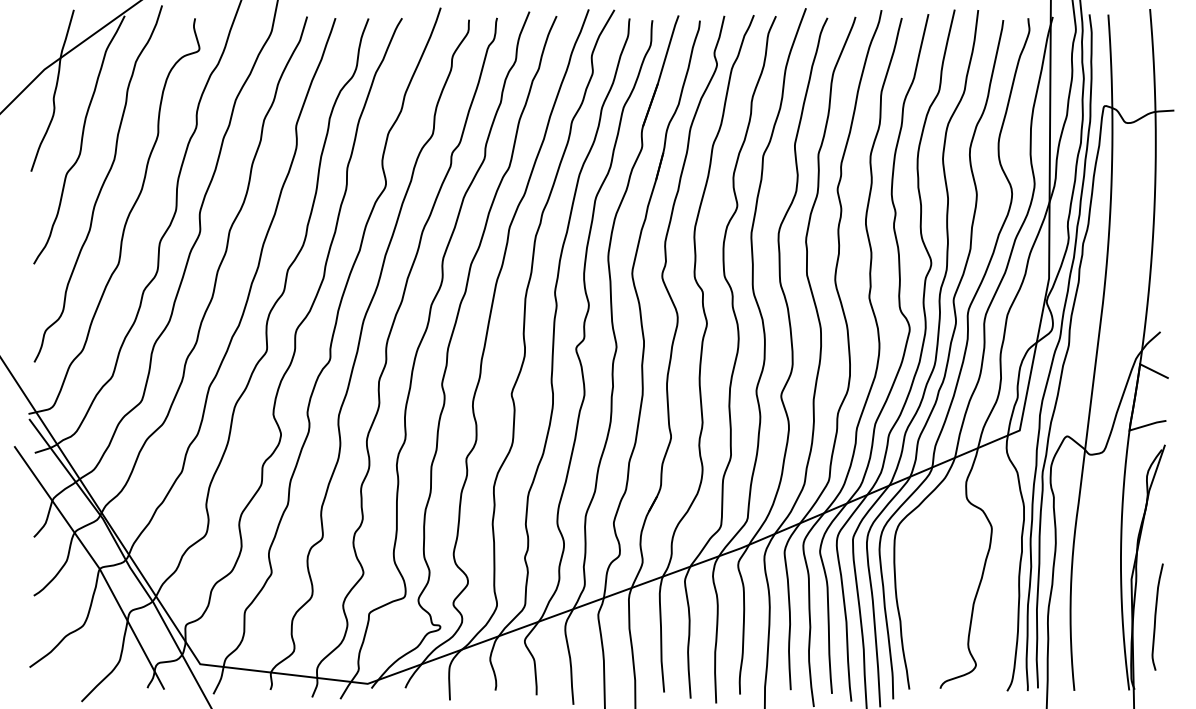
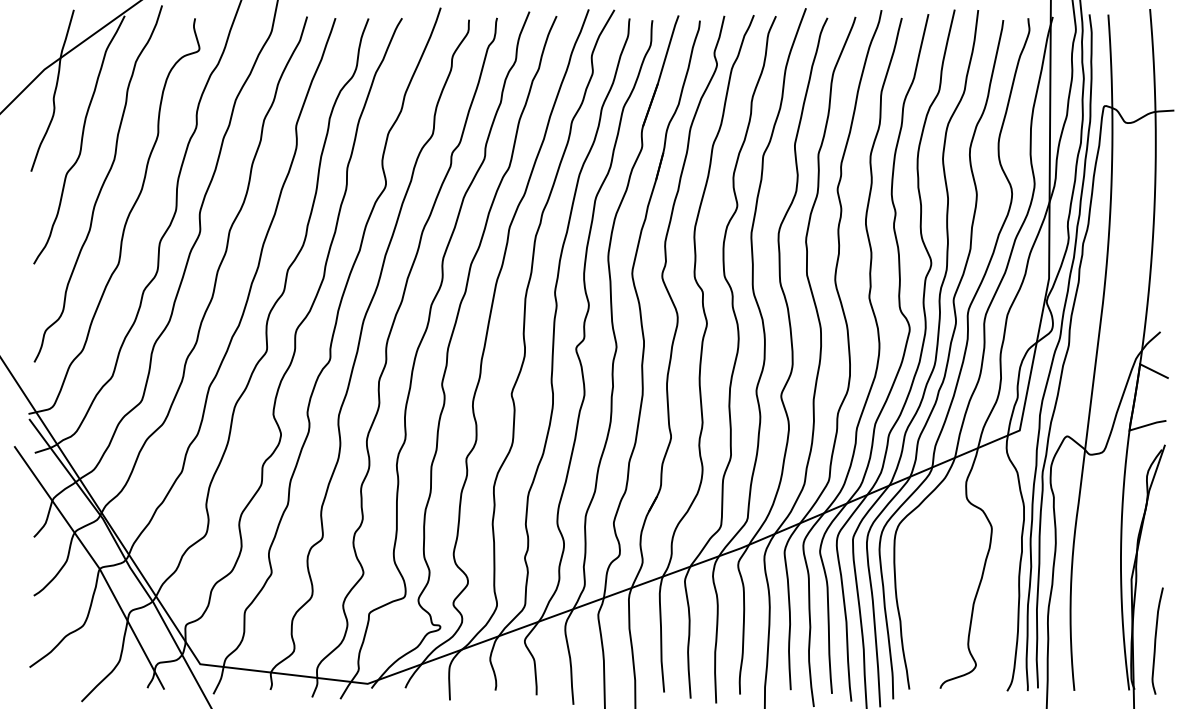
curve position: (1156, 616) -> (1156, 640) (1156, 640)
